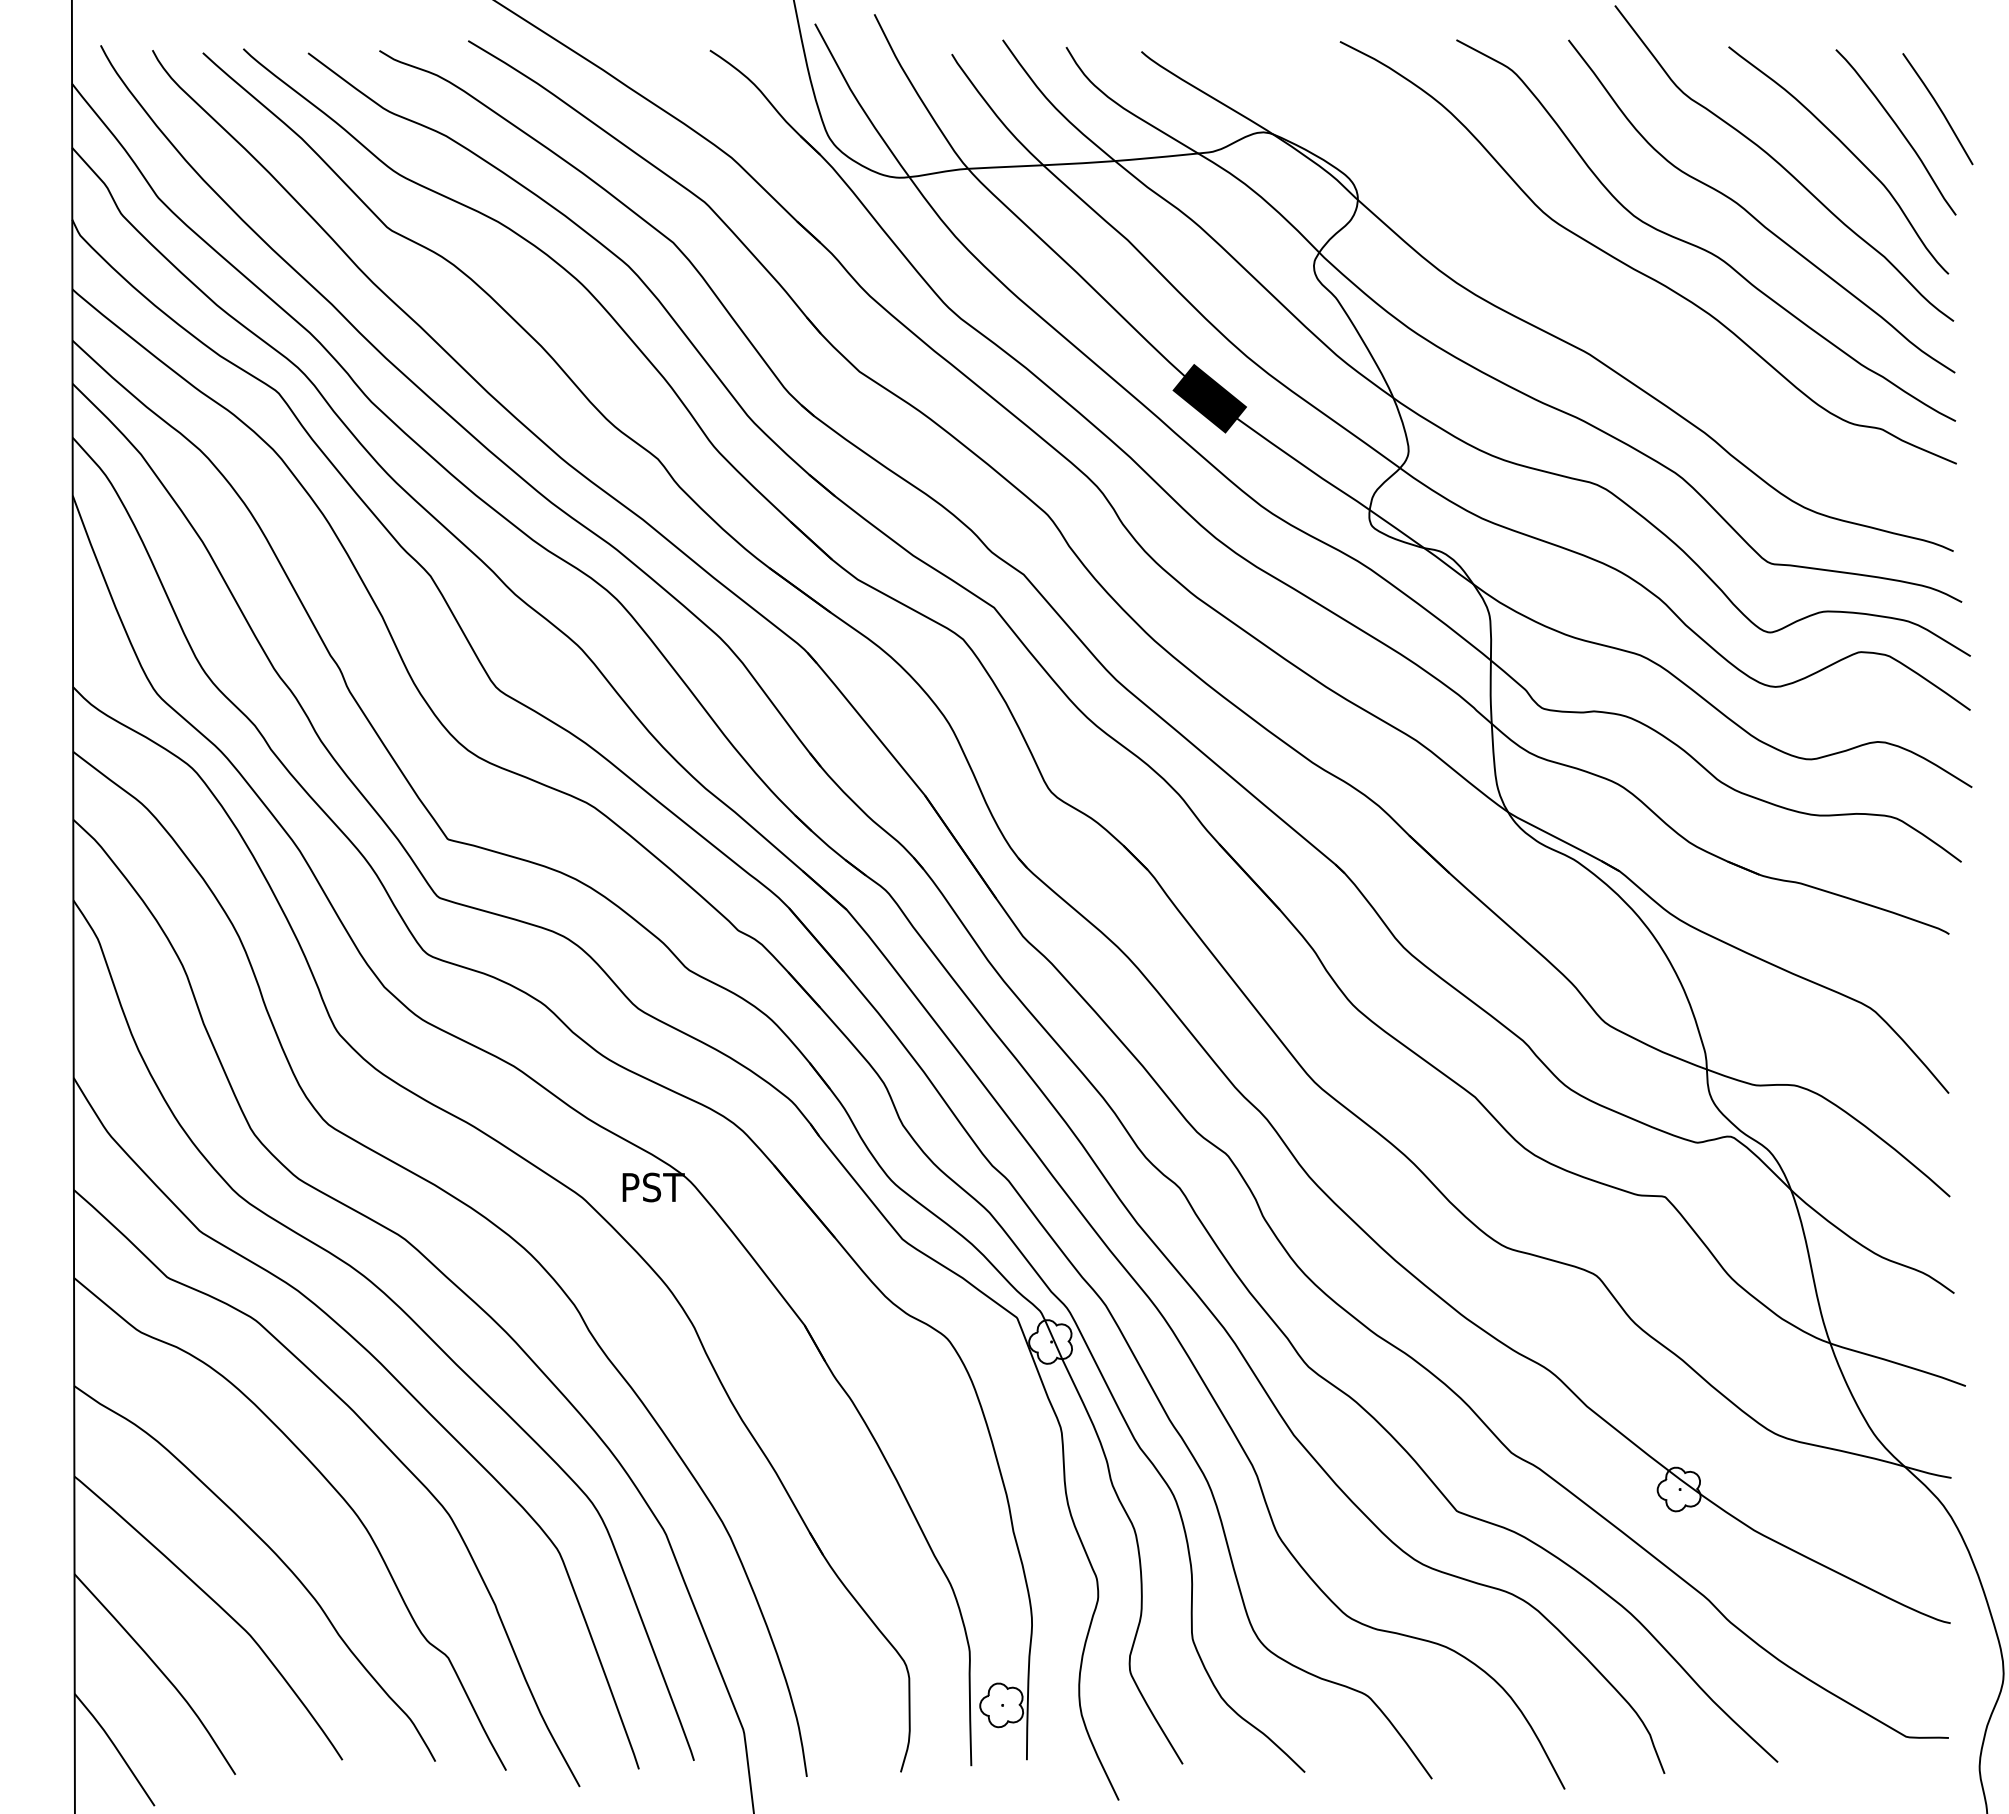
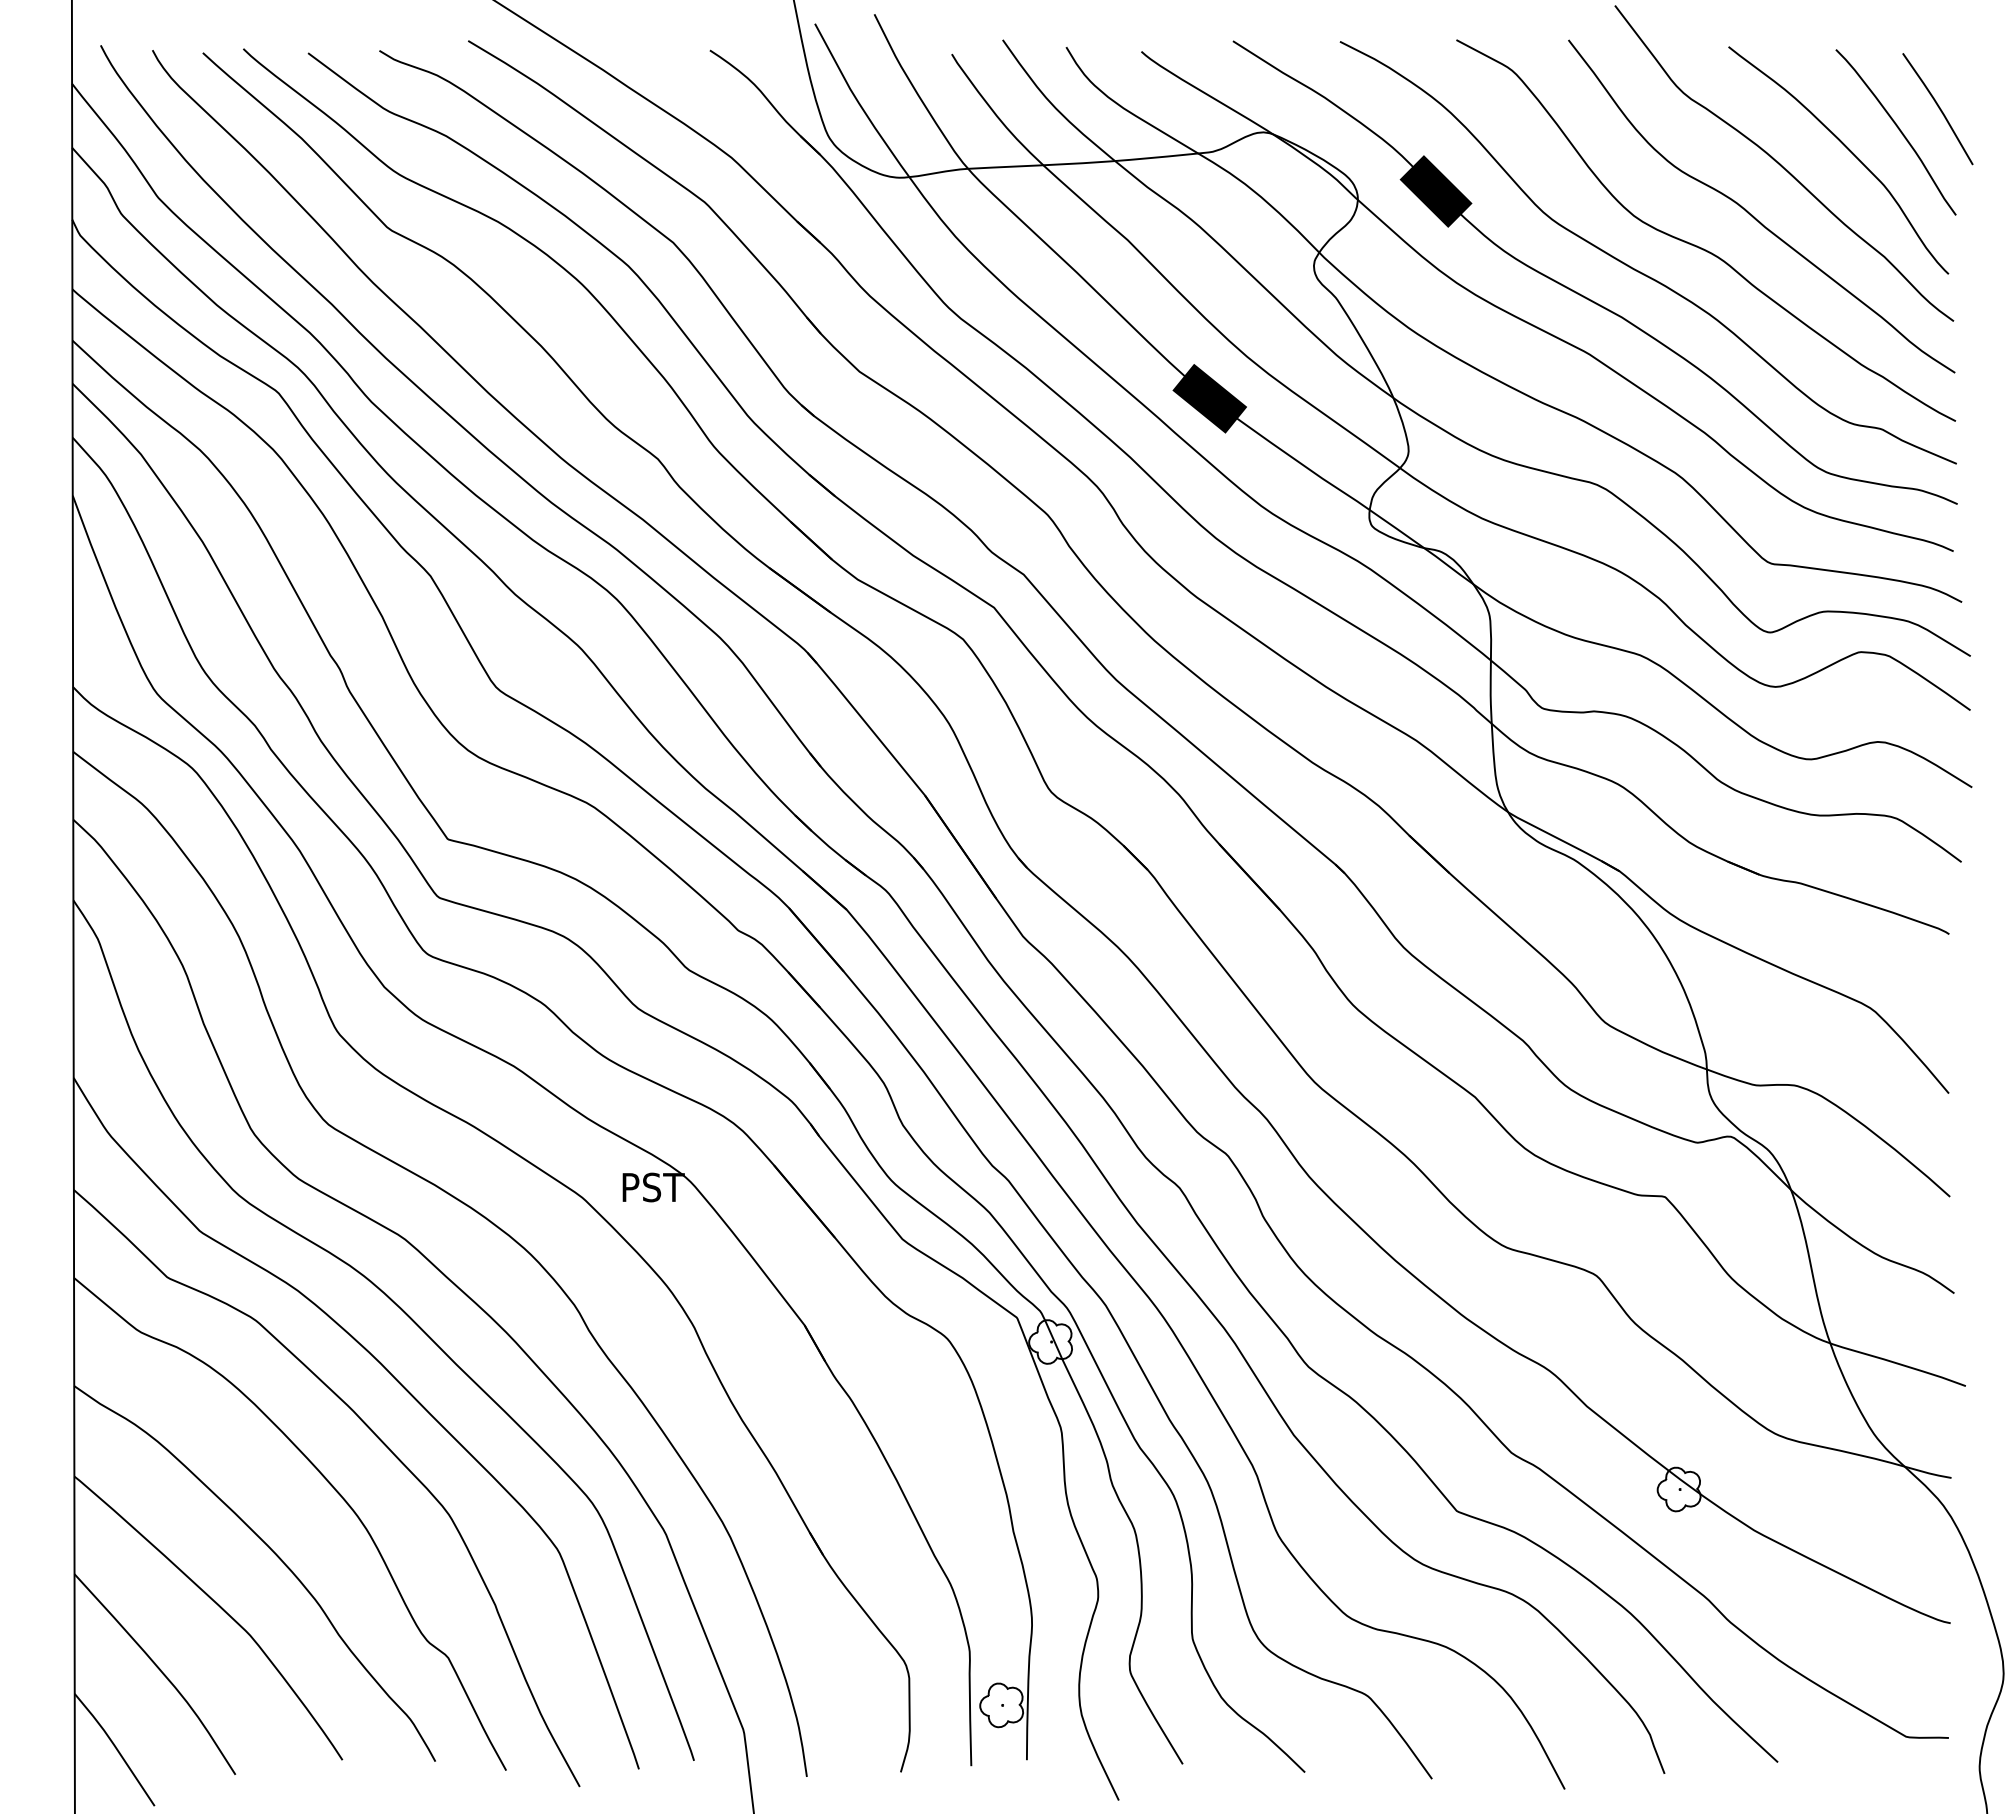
part: none -> present (1580, 293)
